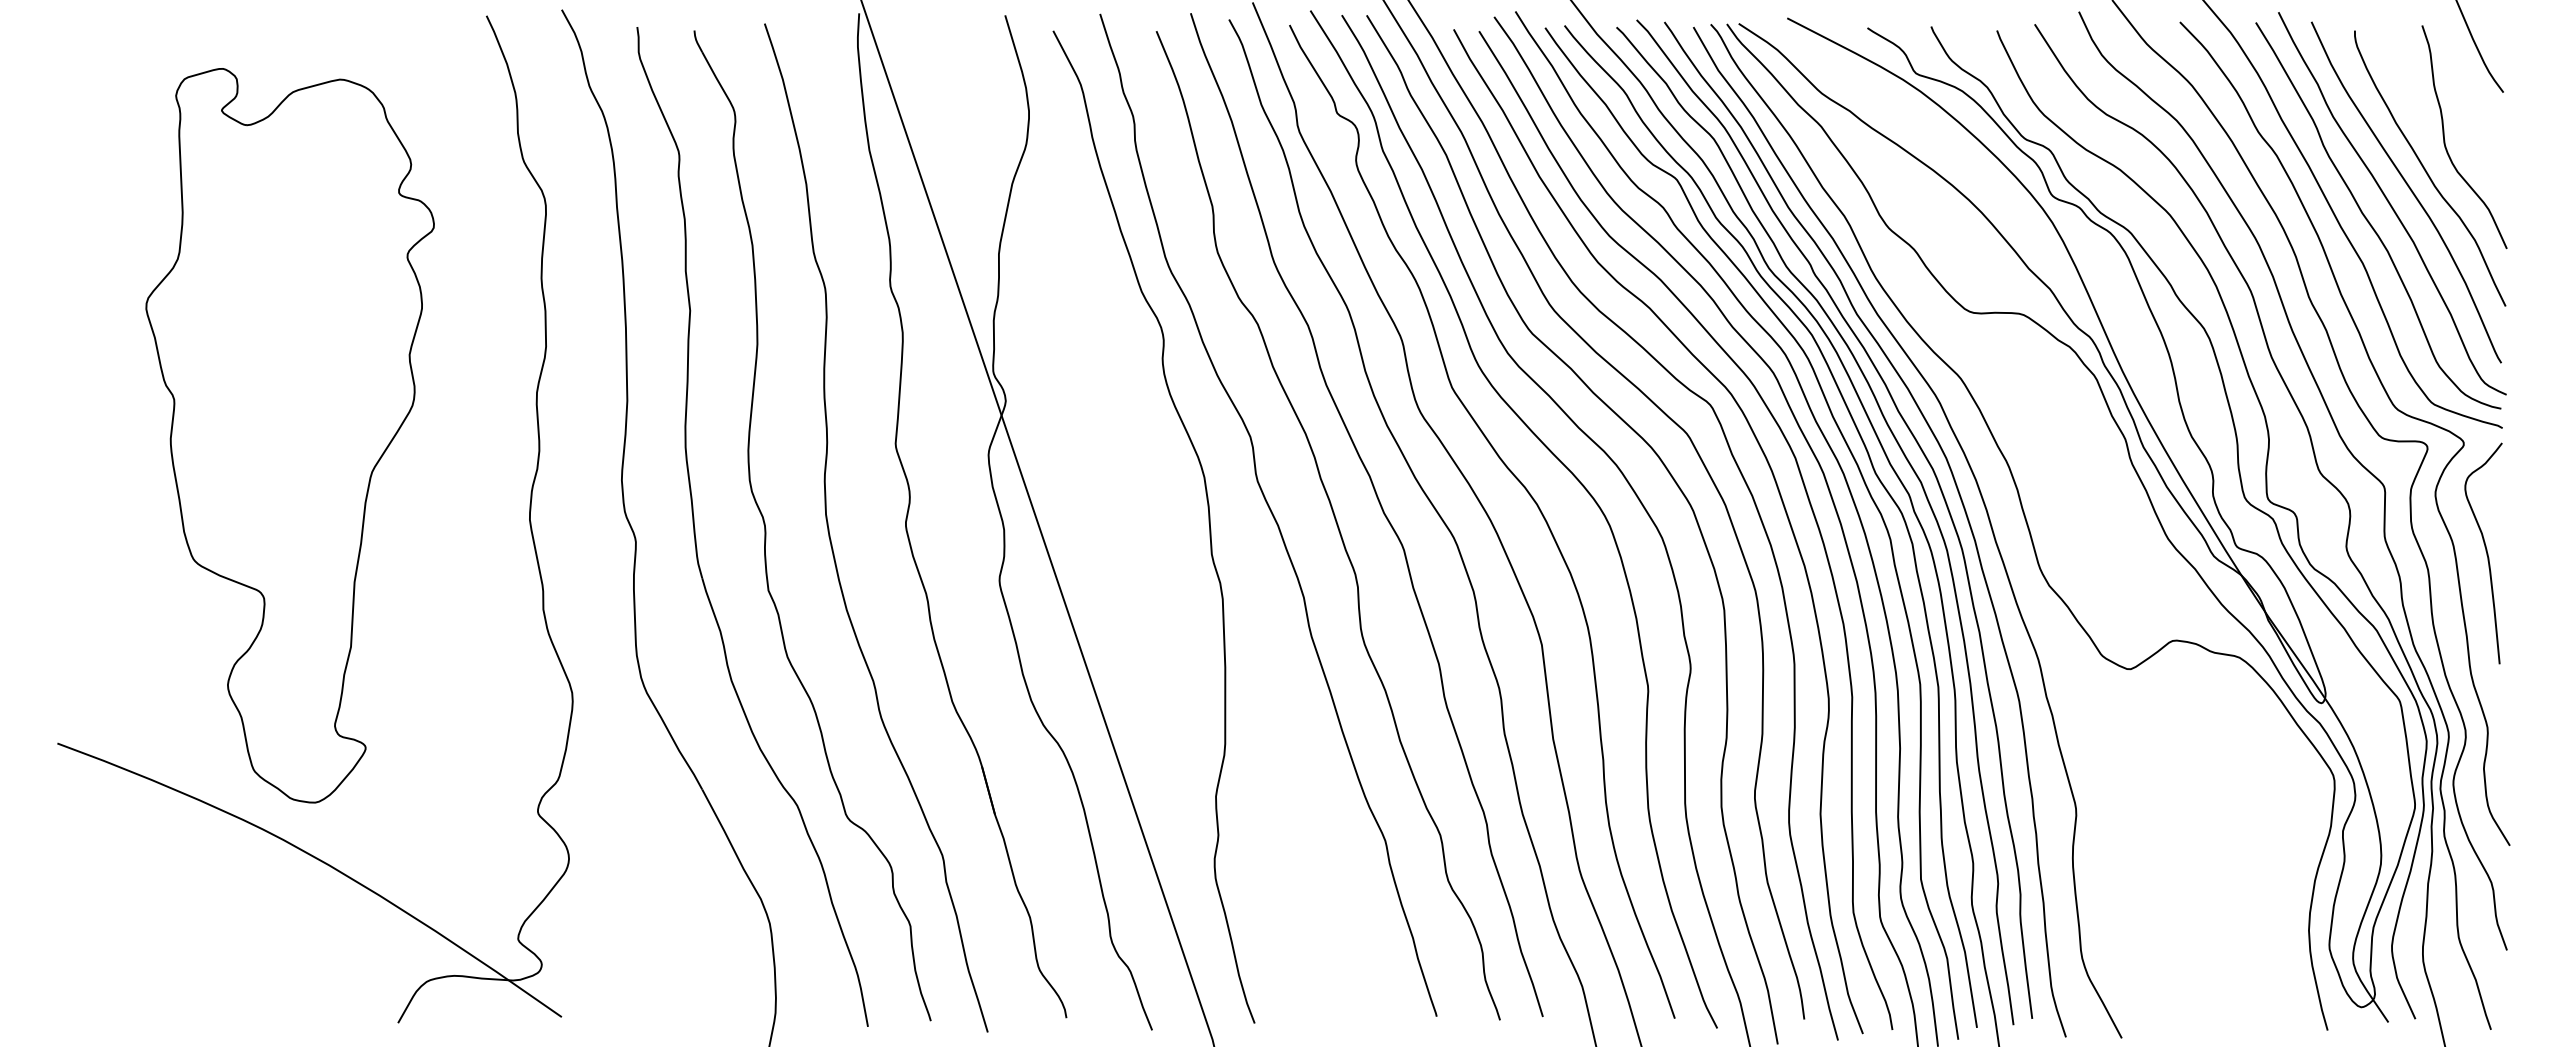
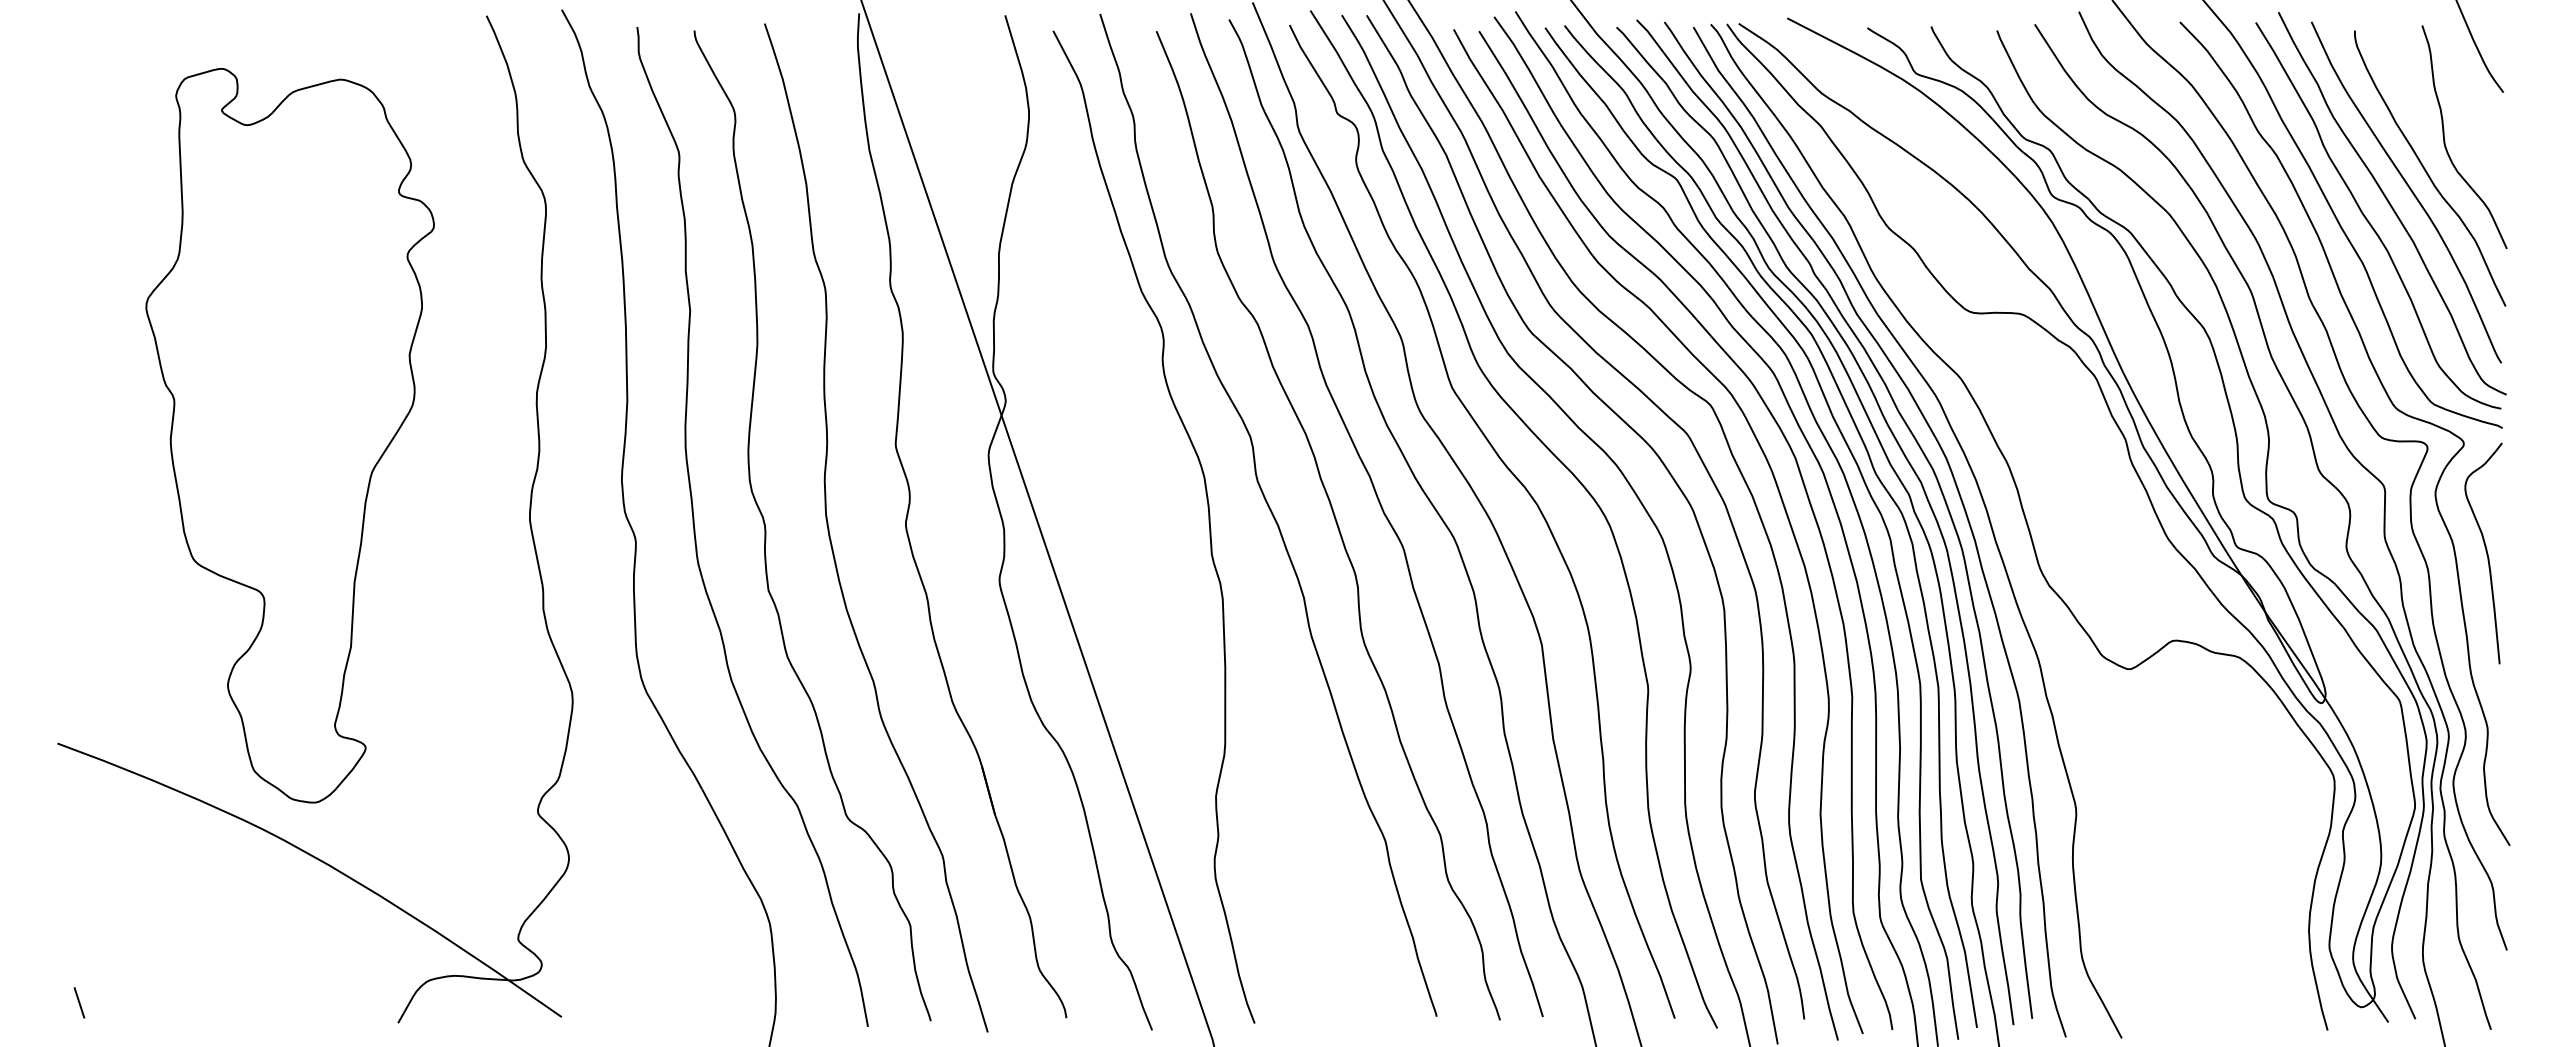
line: none -> present (79, 1002)
